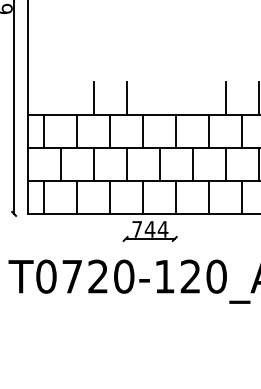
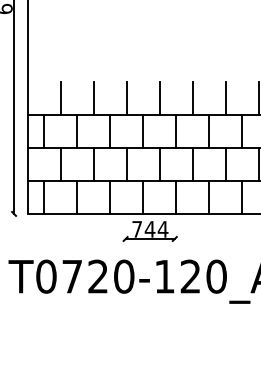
line: none -> present (60, 97)
line: none -> present (159, 97)
line: none -> present (192, 97)
